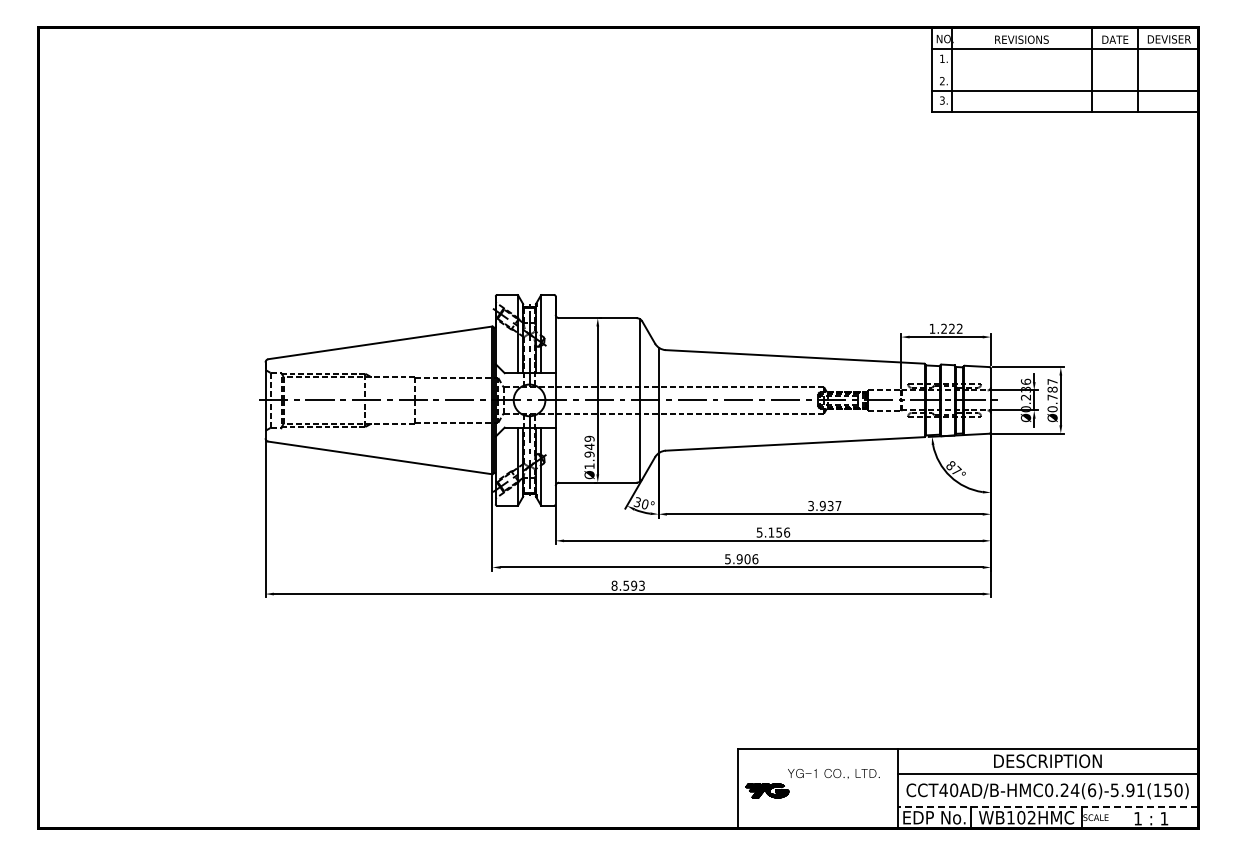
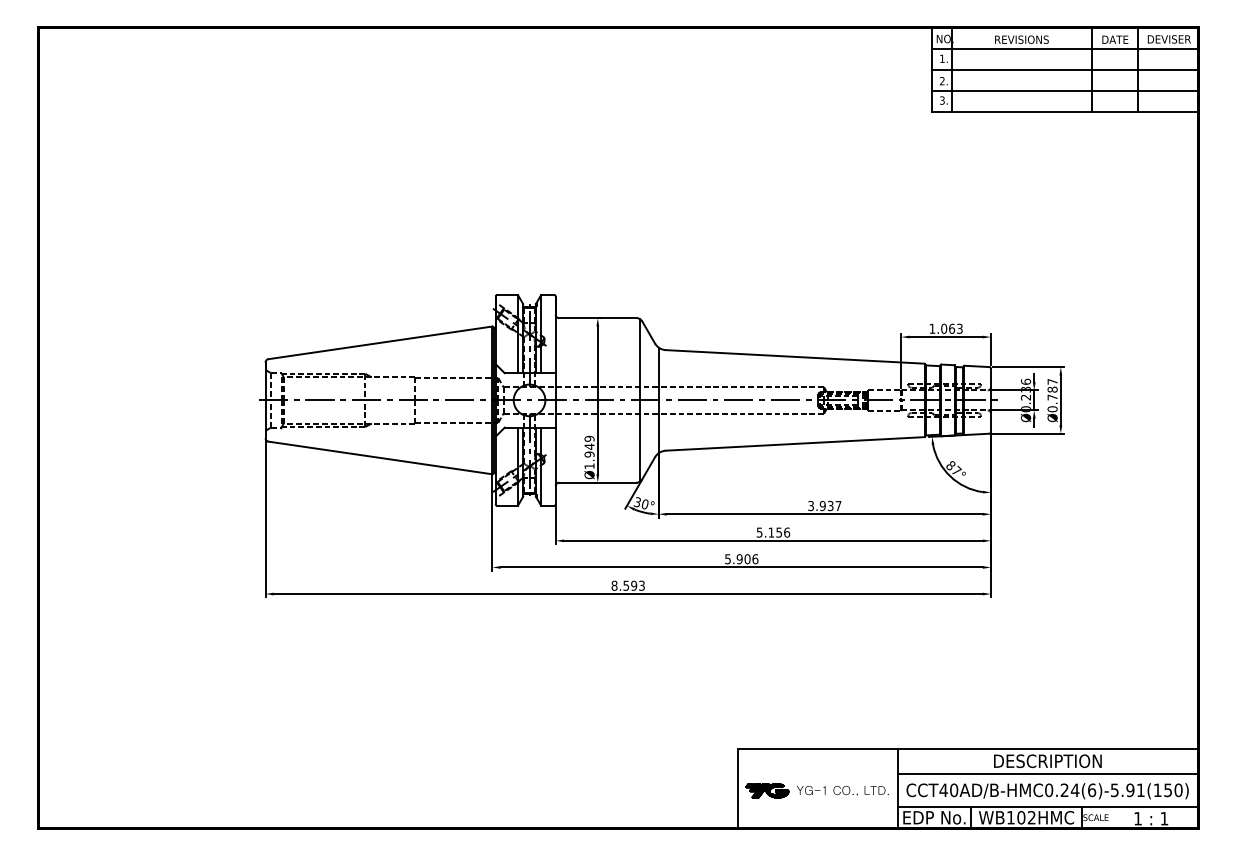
line: none -> present (1065, 69)
text: 1.222 -> 1.063 (951, 328)
text position: (833, 773) -> (842, 790) (842, 790)
line: dashed -> solid (1047, 806)
